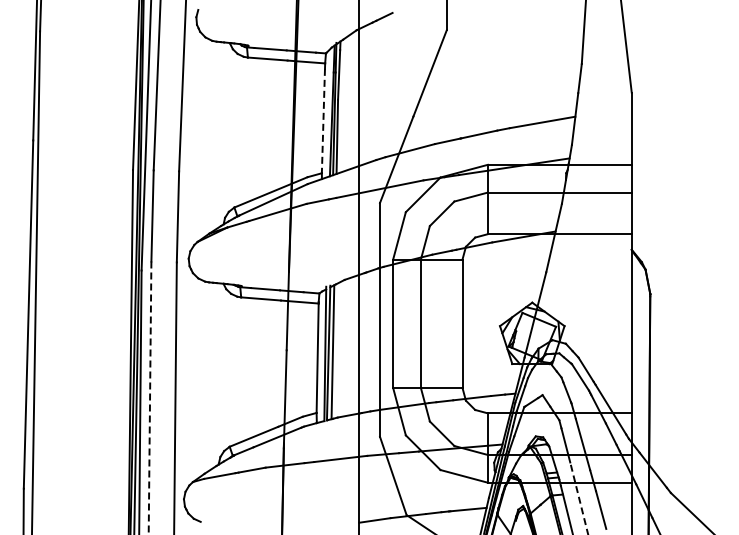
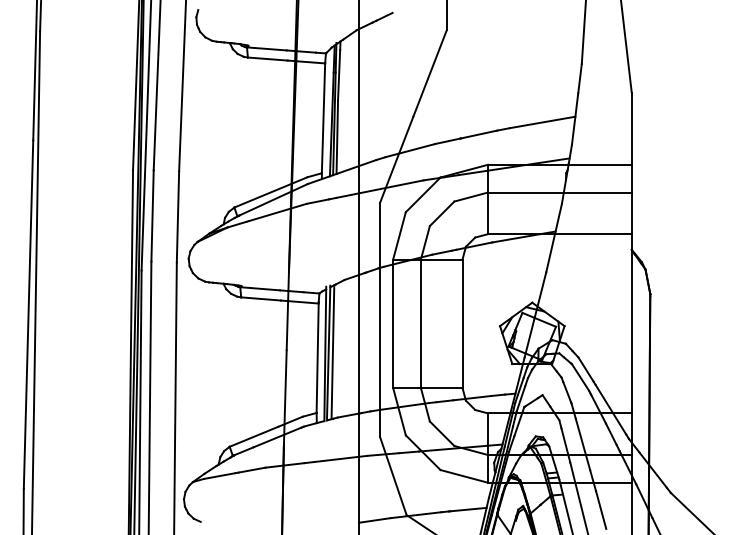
line: dashed -> solid (323, 121)
line: dashed -> solid (150, 398)
line: dashed -> solid (579, 498)
